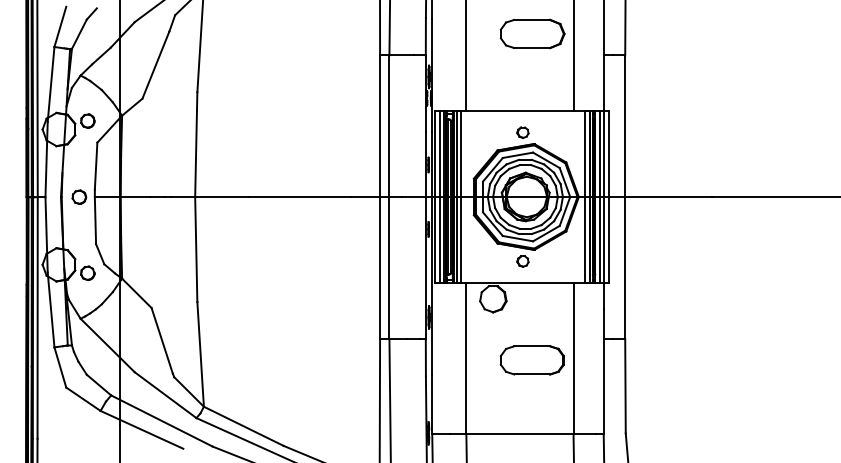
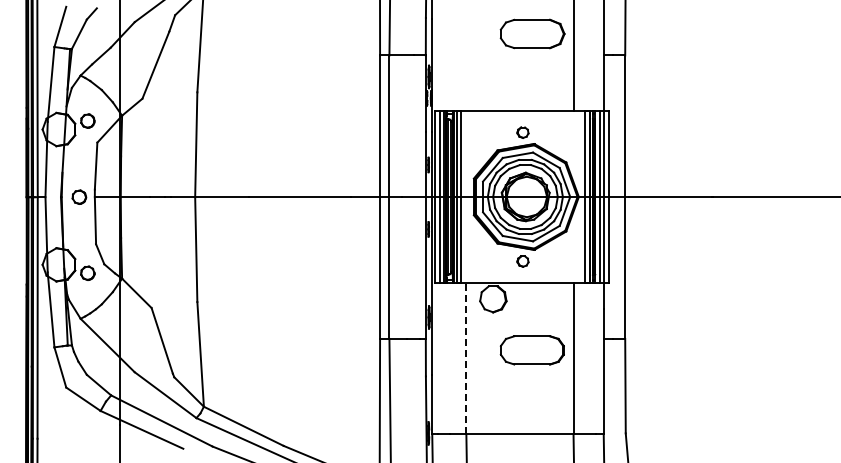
line: present -> none (466, 56)
line: solid -> dashed (466, 358)
part position: (531, 360) -> (531, 350) (531, 350)
